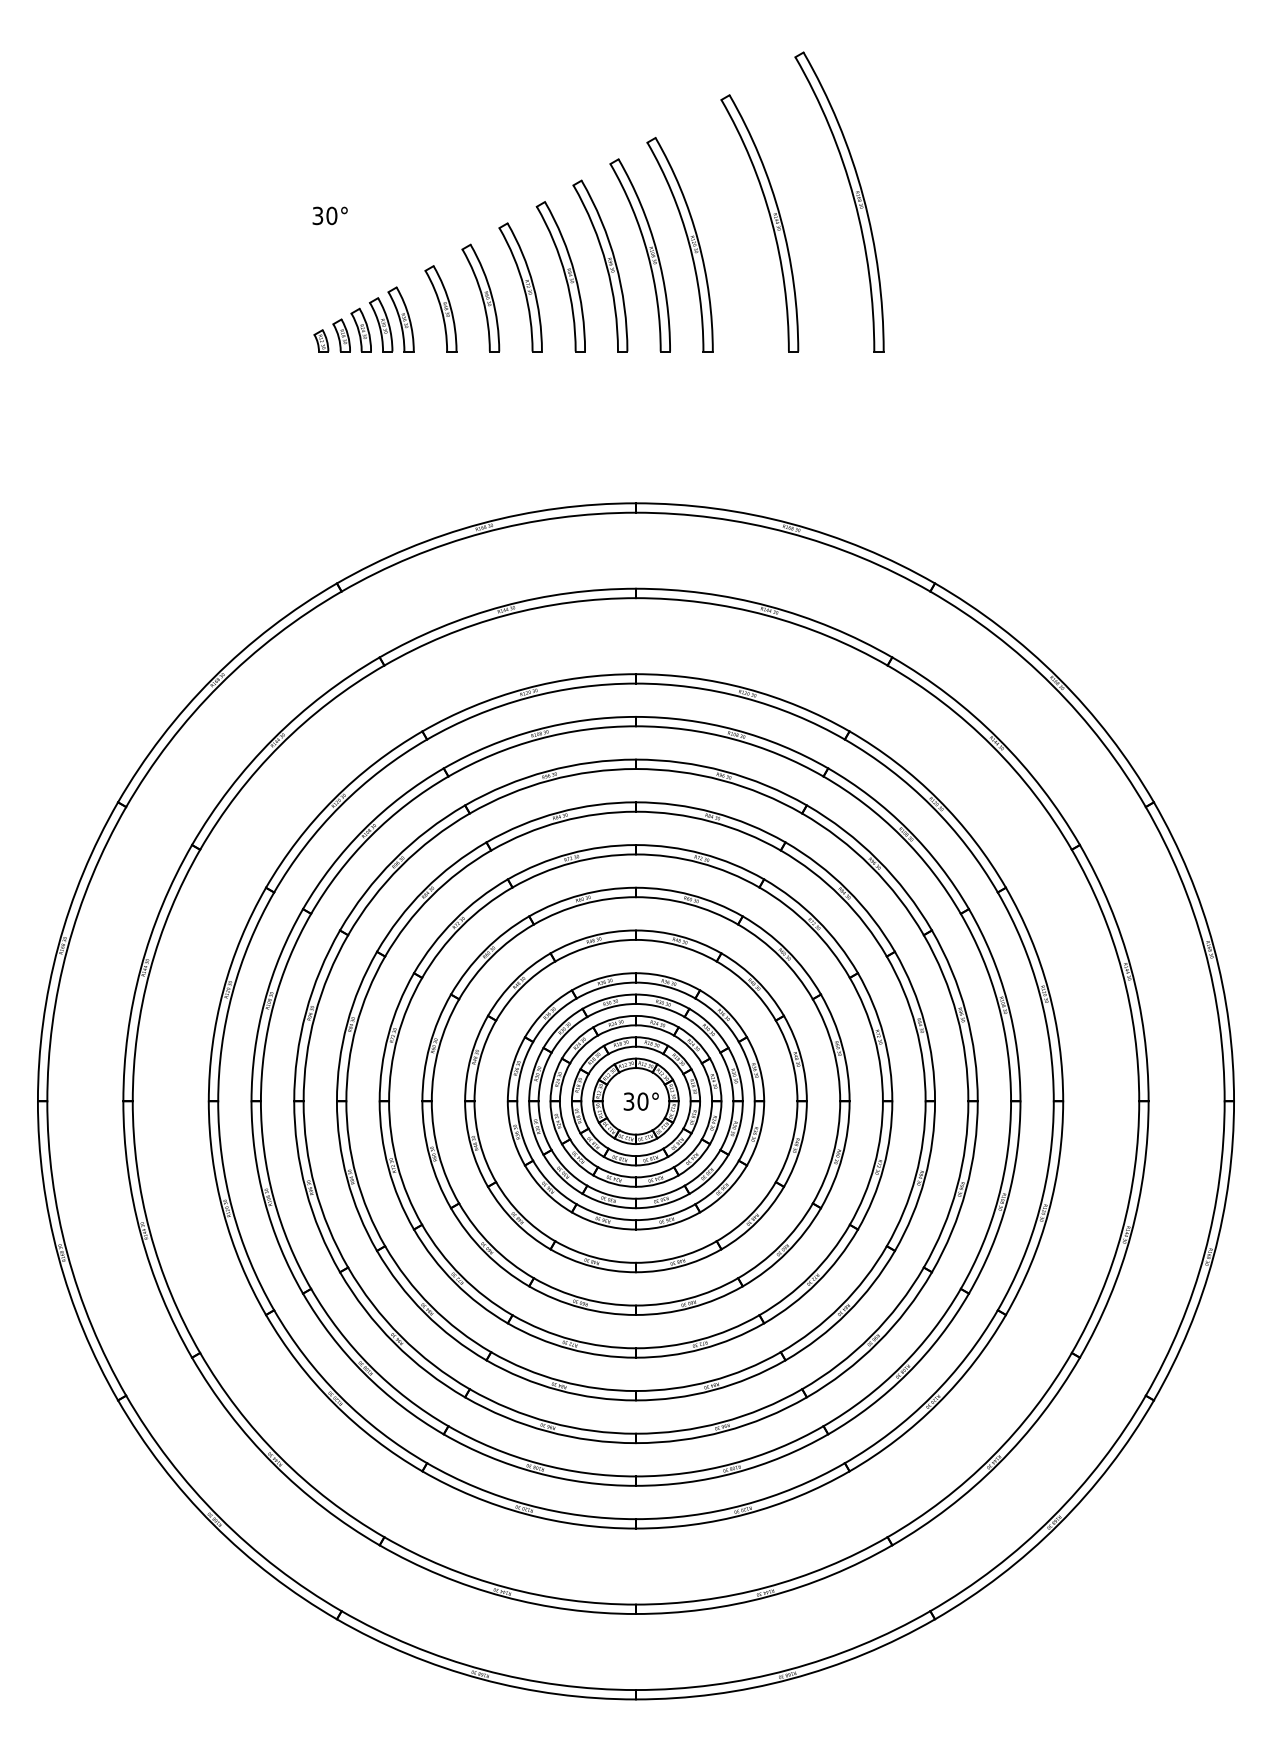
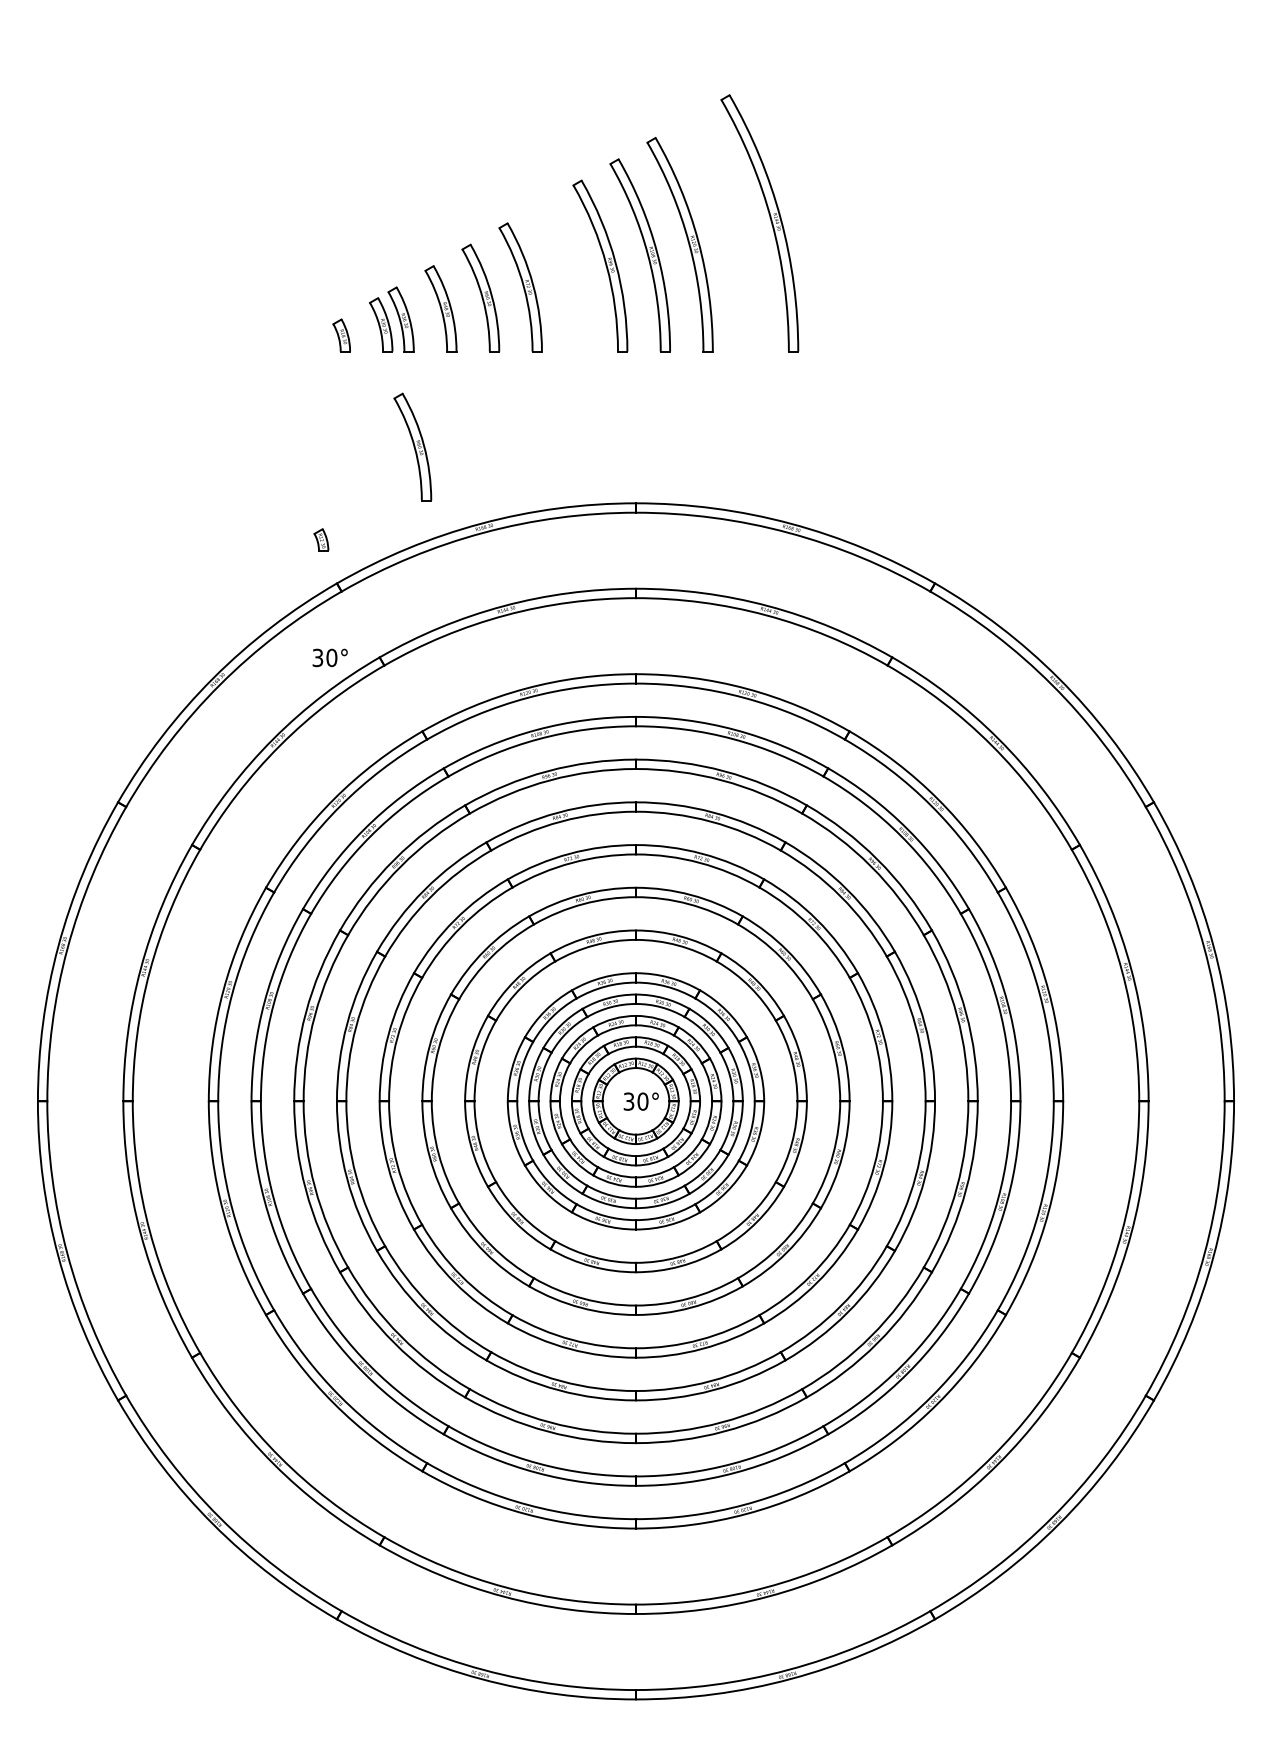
part: present -> none (852, 197)
text position: (329, 215) -> (329, 657) (329, 657)
part: present -> none (560, 276)
part: present -> none (360, 329)
part position: (321, 340) -> (321, 539) (321, 539)
part: none -> present (412, 446)
